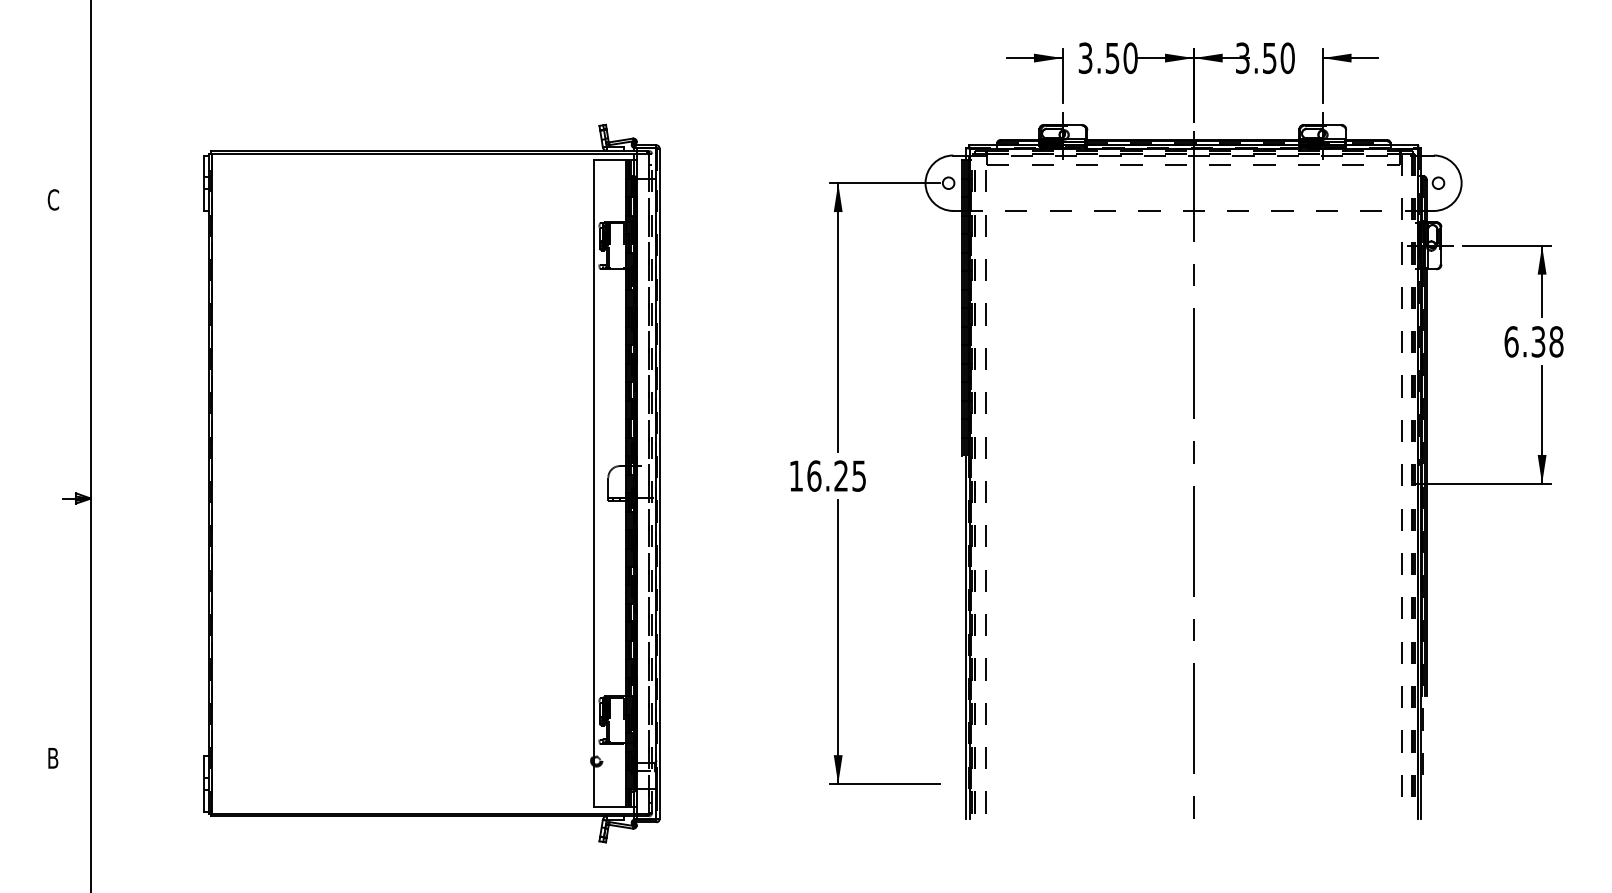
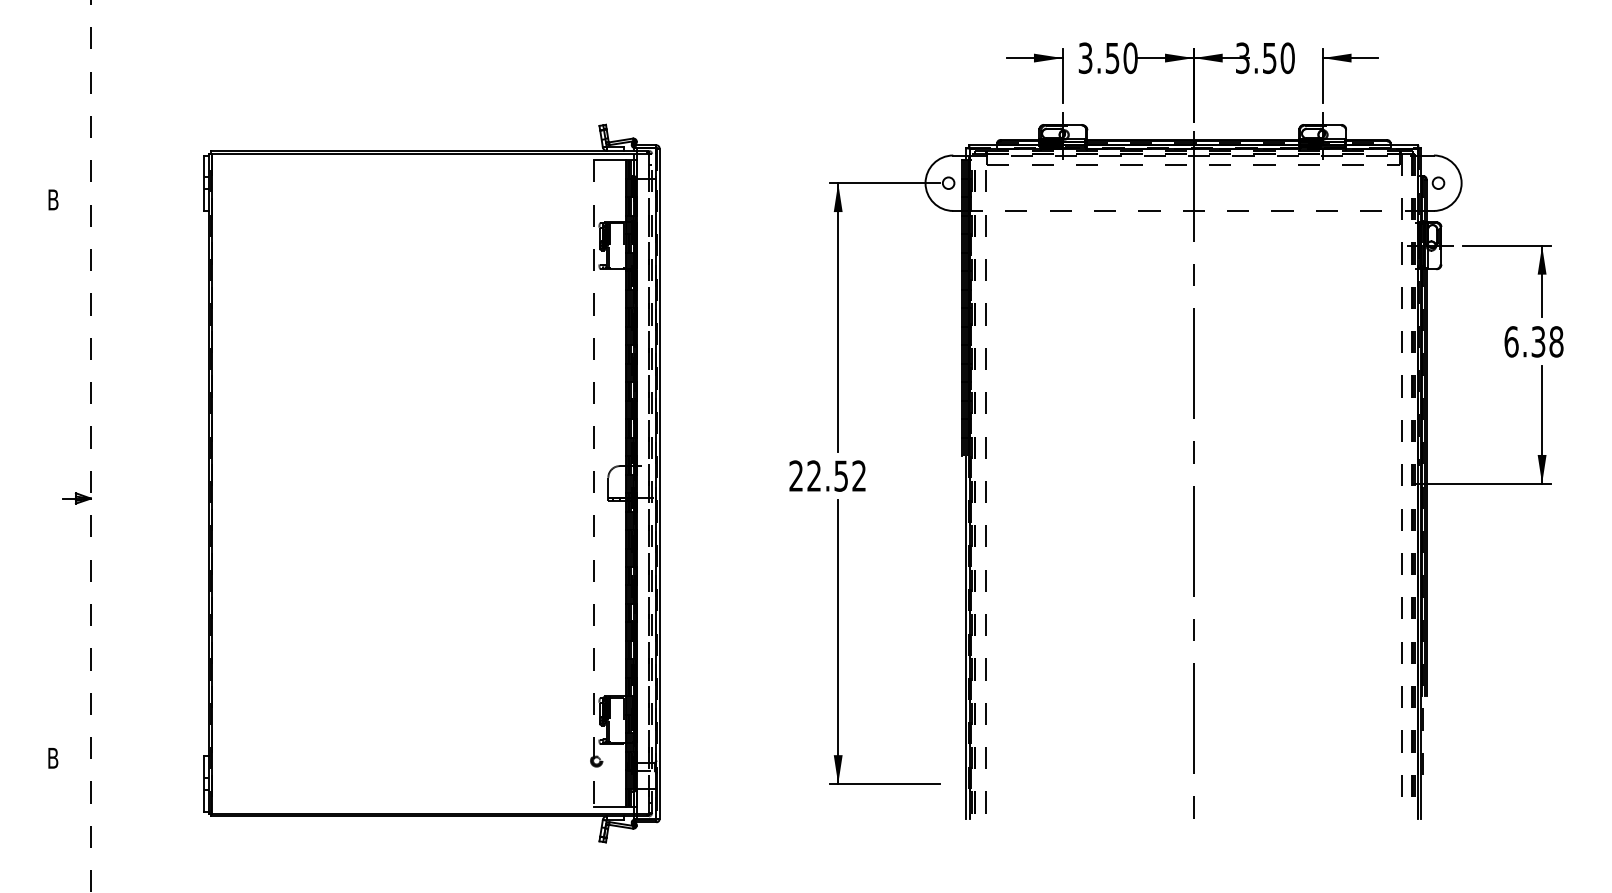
text: C -> B (53, 199)
line: solid -> dashed (90, 446)
text: 16.25 -> 22.52 (827, 475)
line: solid -> dashed (594, 483)
